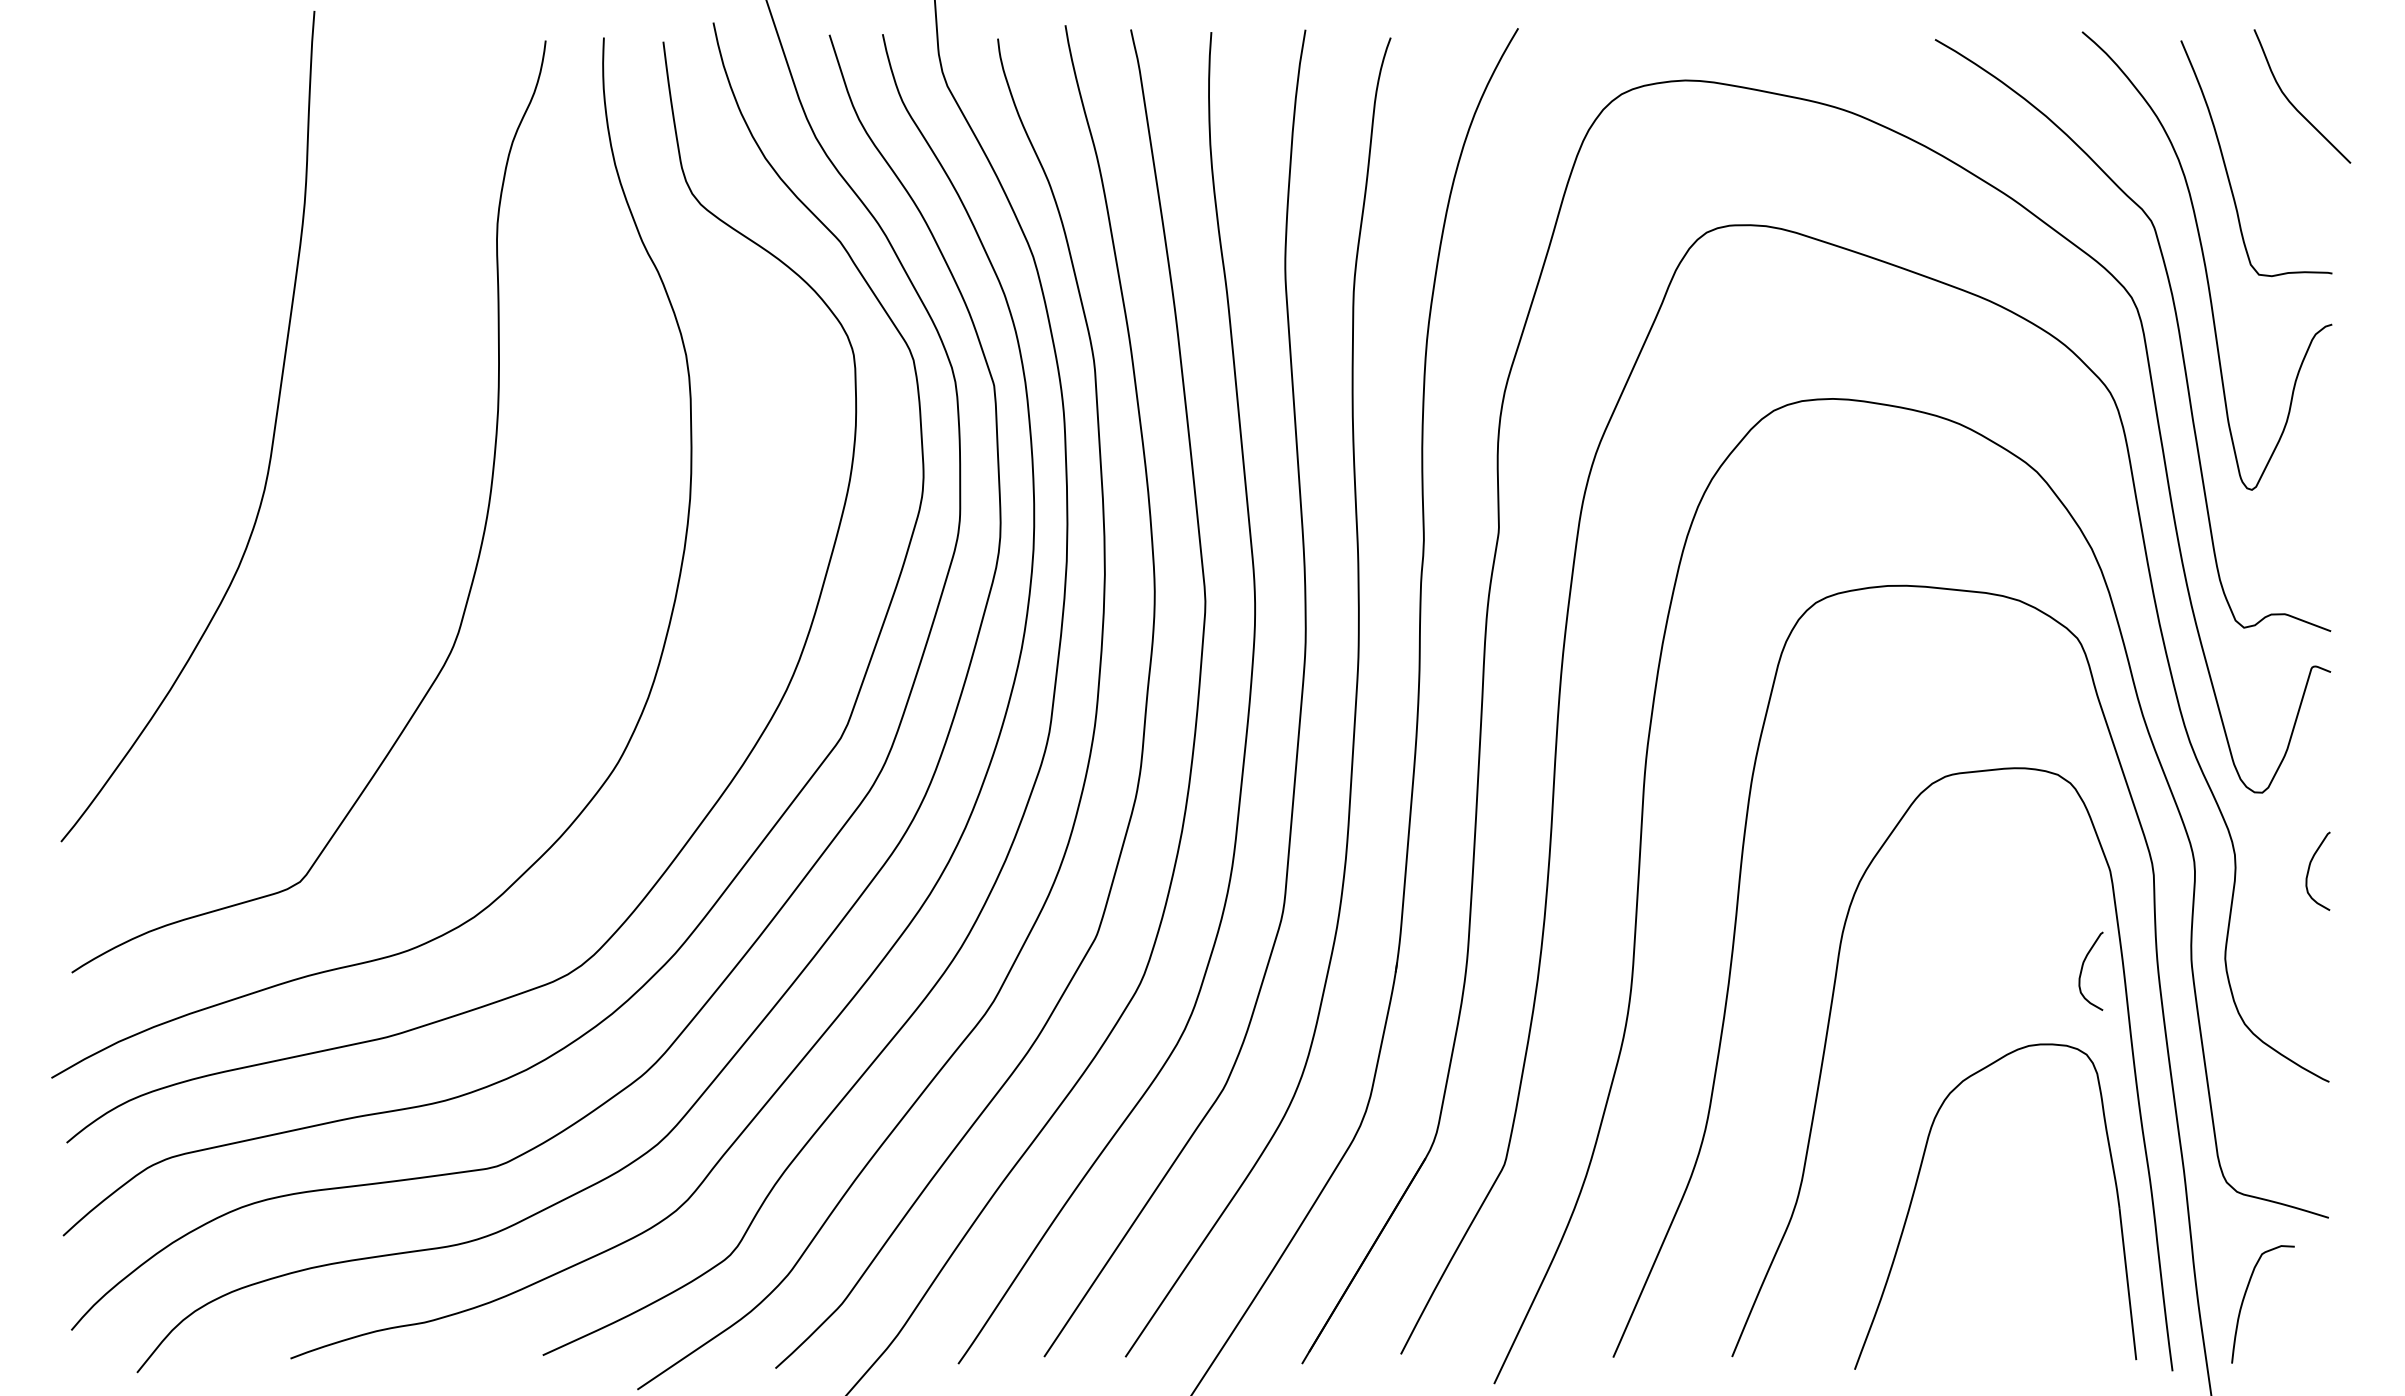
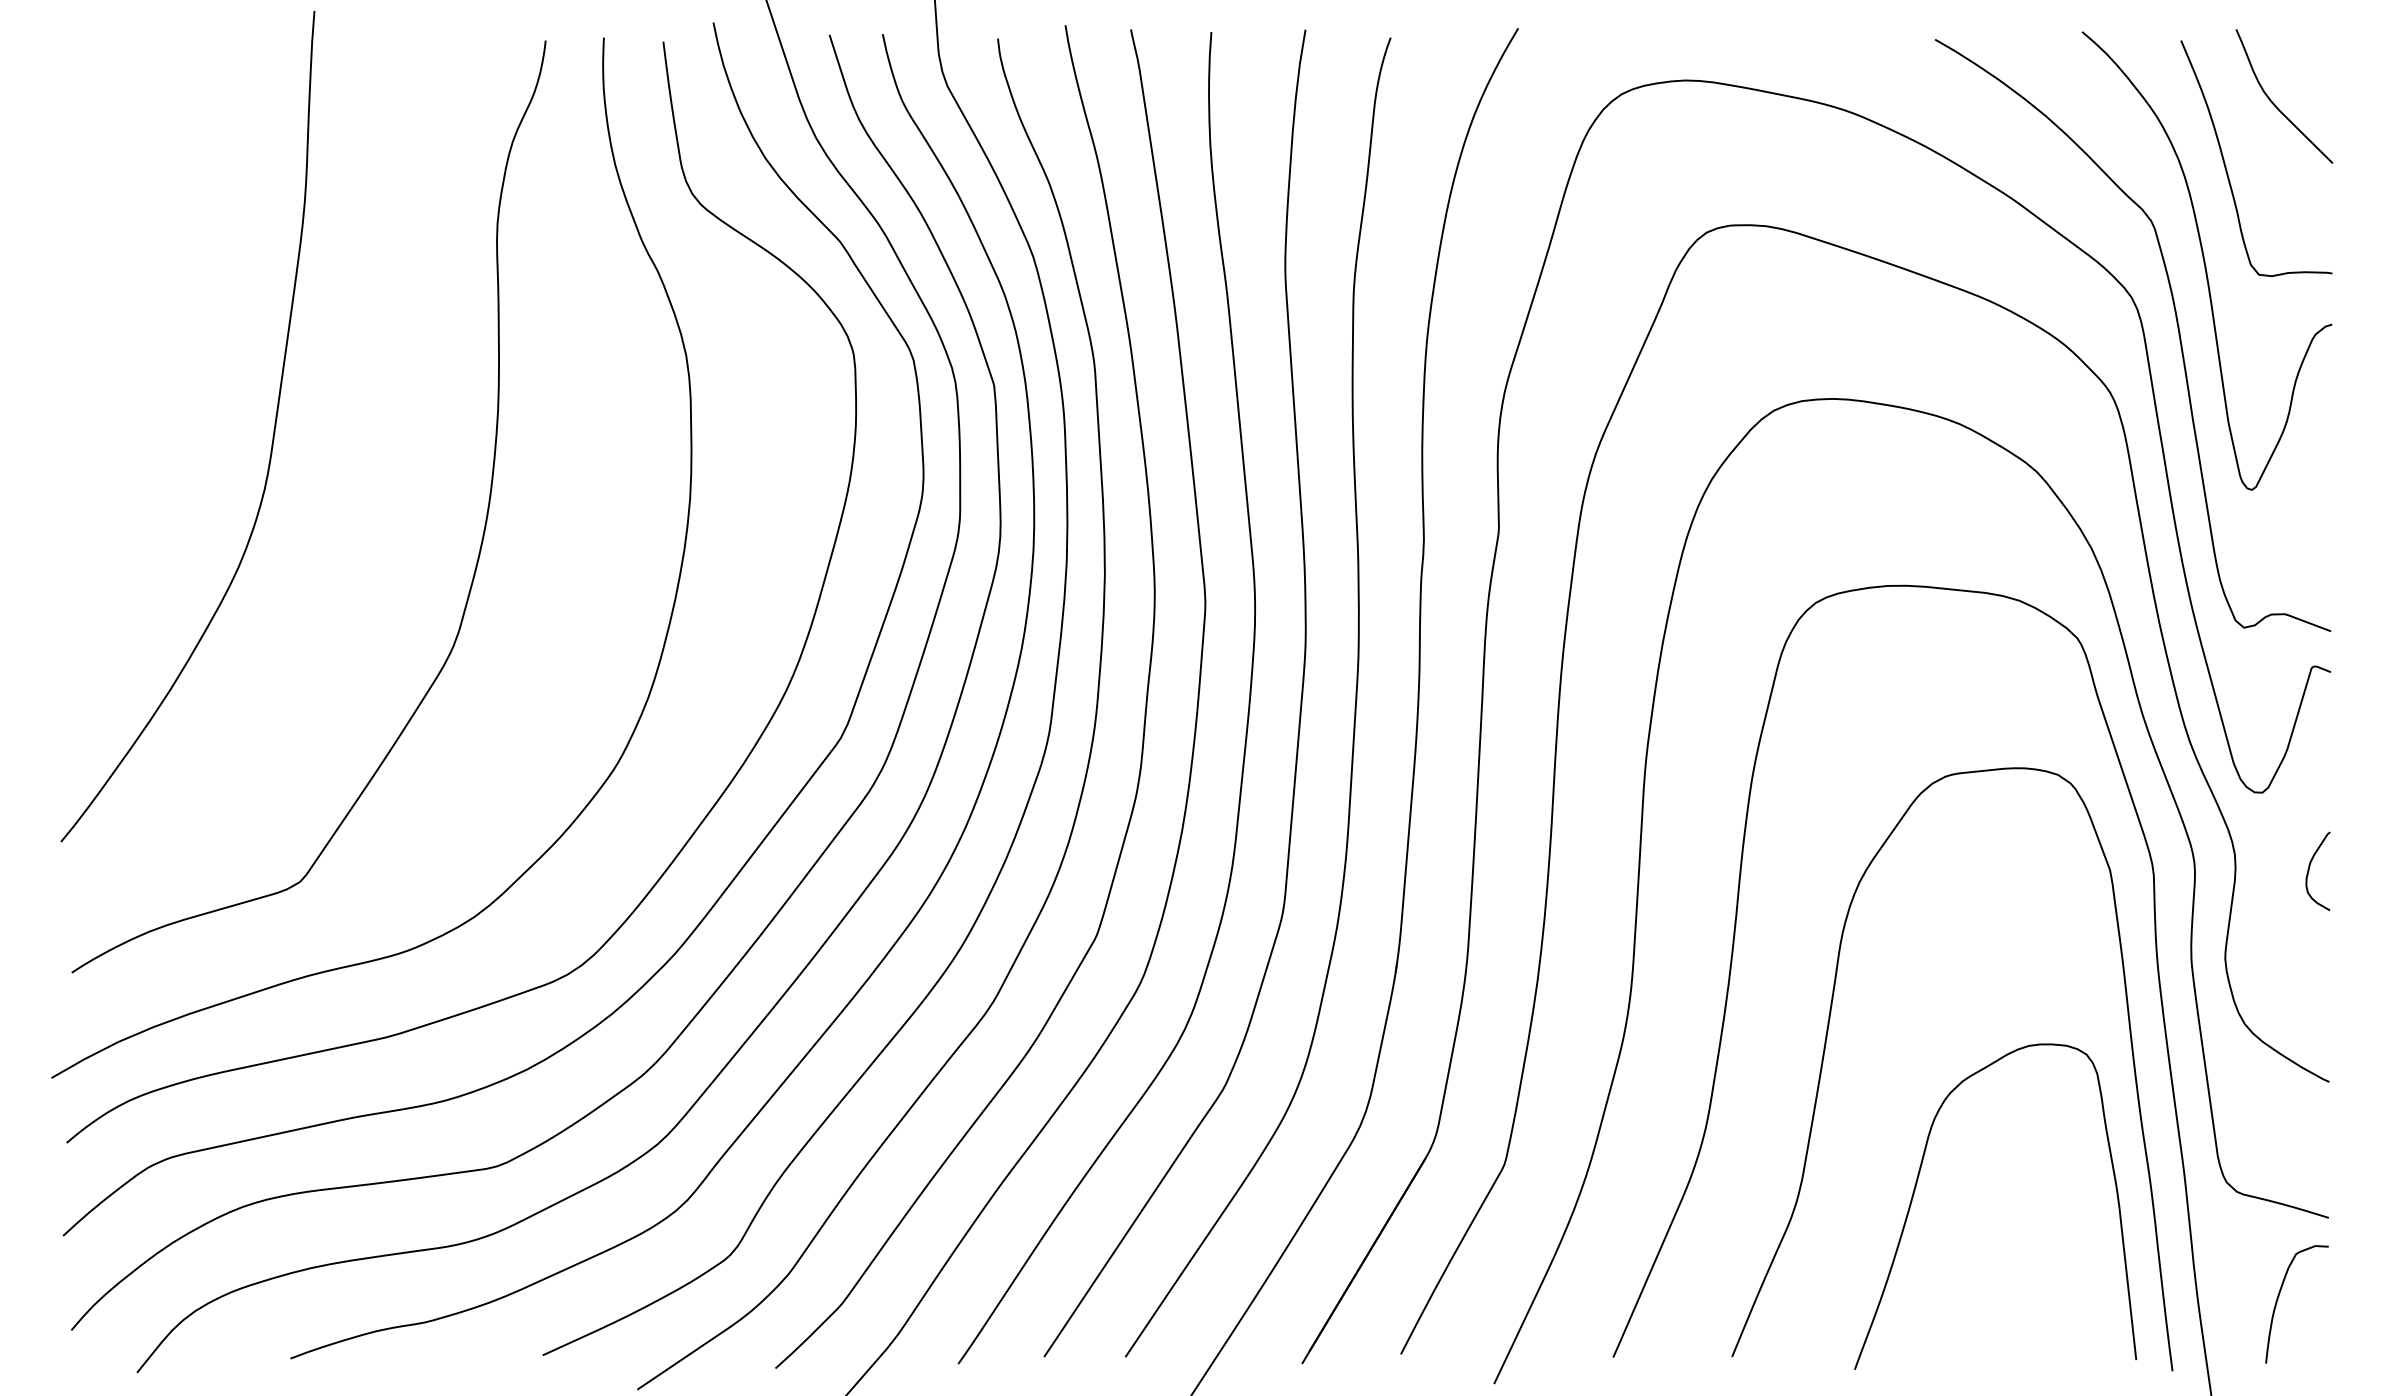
curve position: (2293, 104) -> (2275, 104) (2275, 104)
curve: present -> none (2083, 967)
curve position: (2244, 1299) -> (2278, 1299) (2278, 1299)
